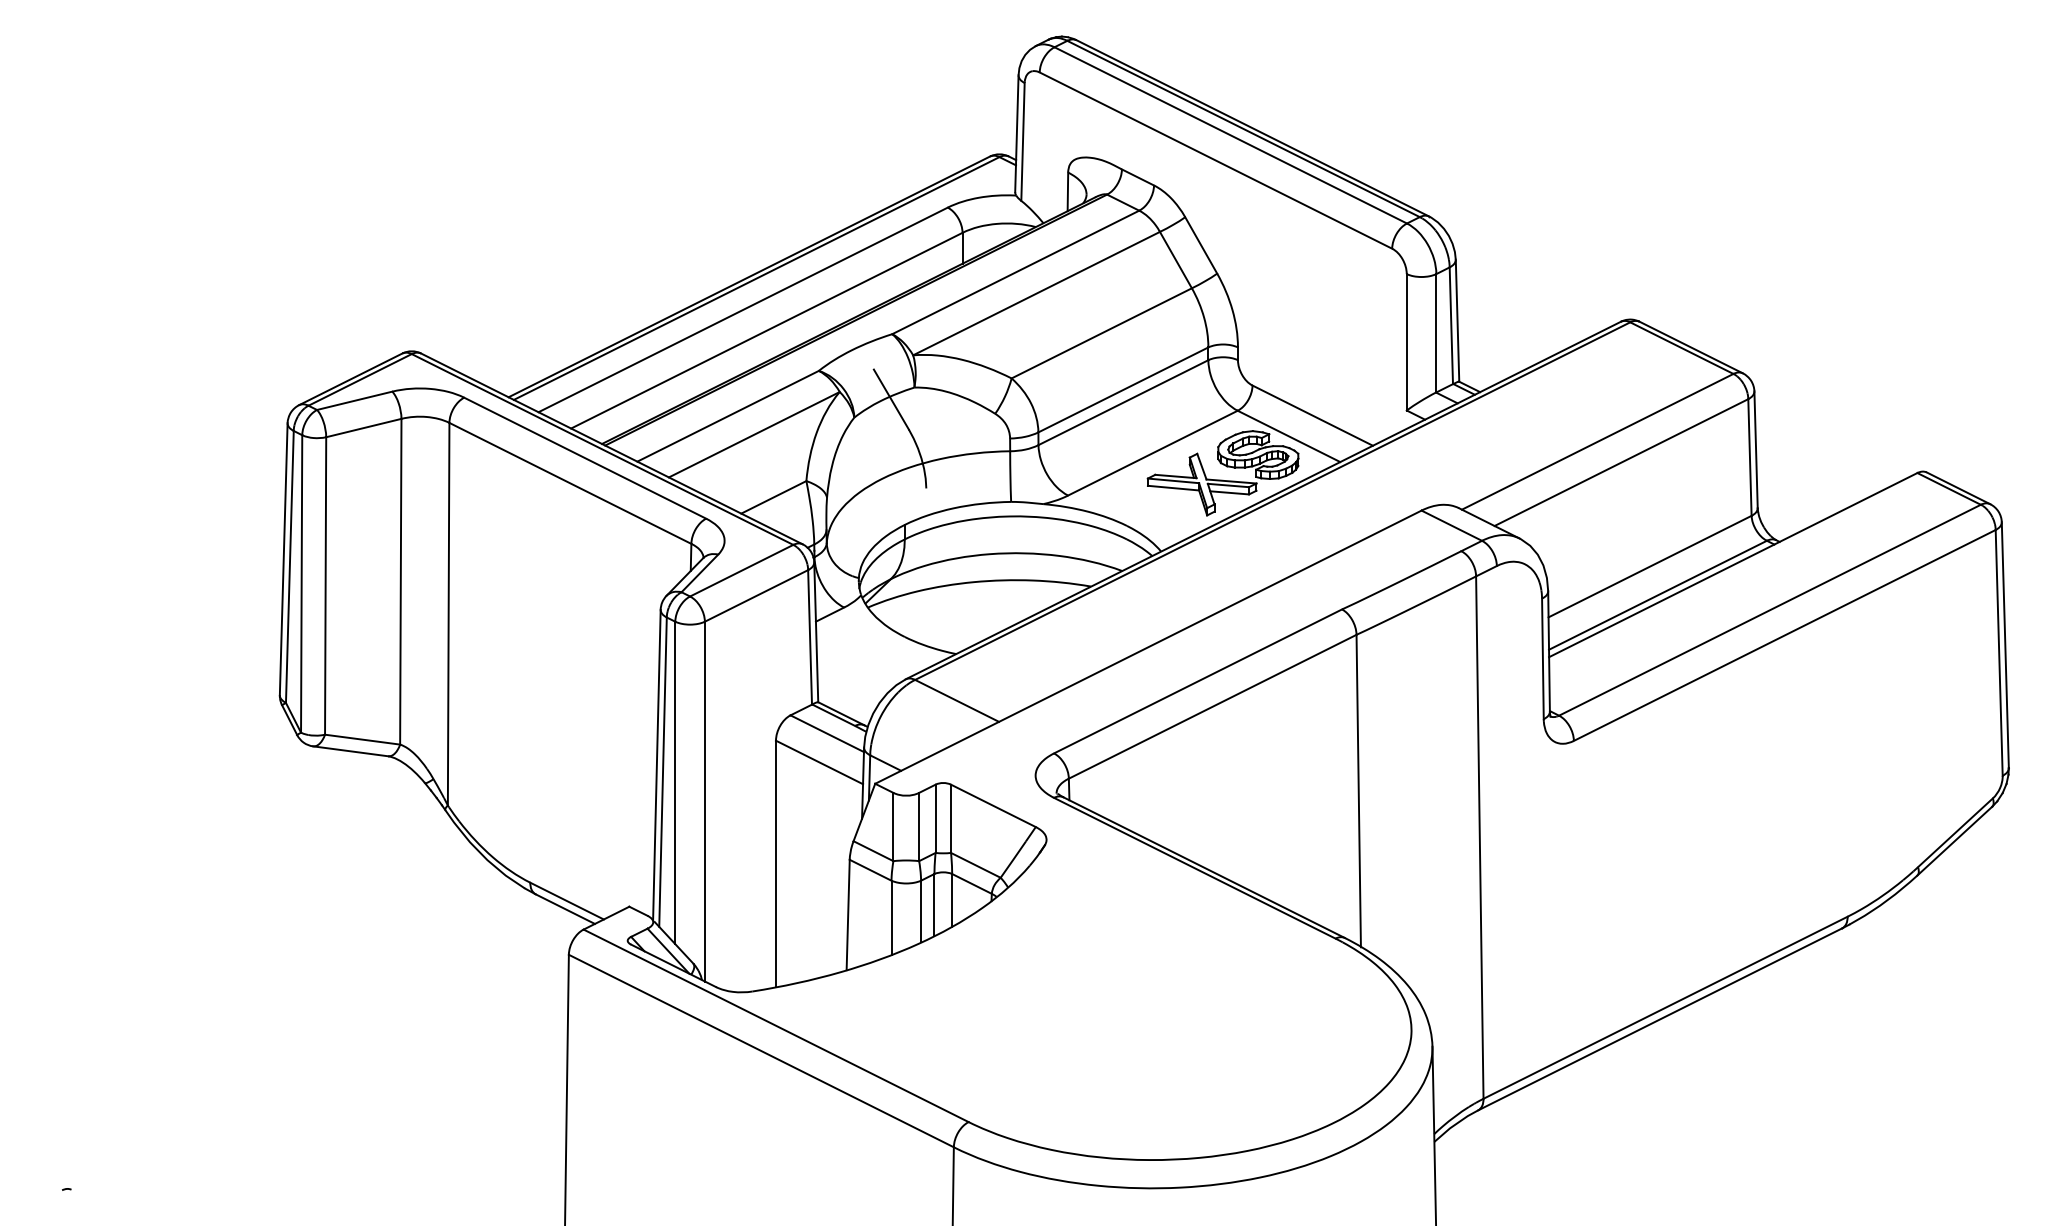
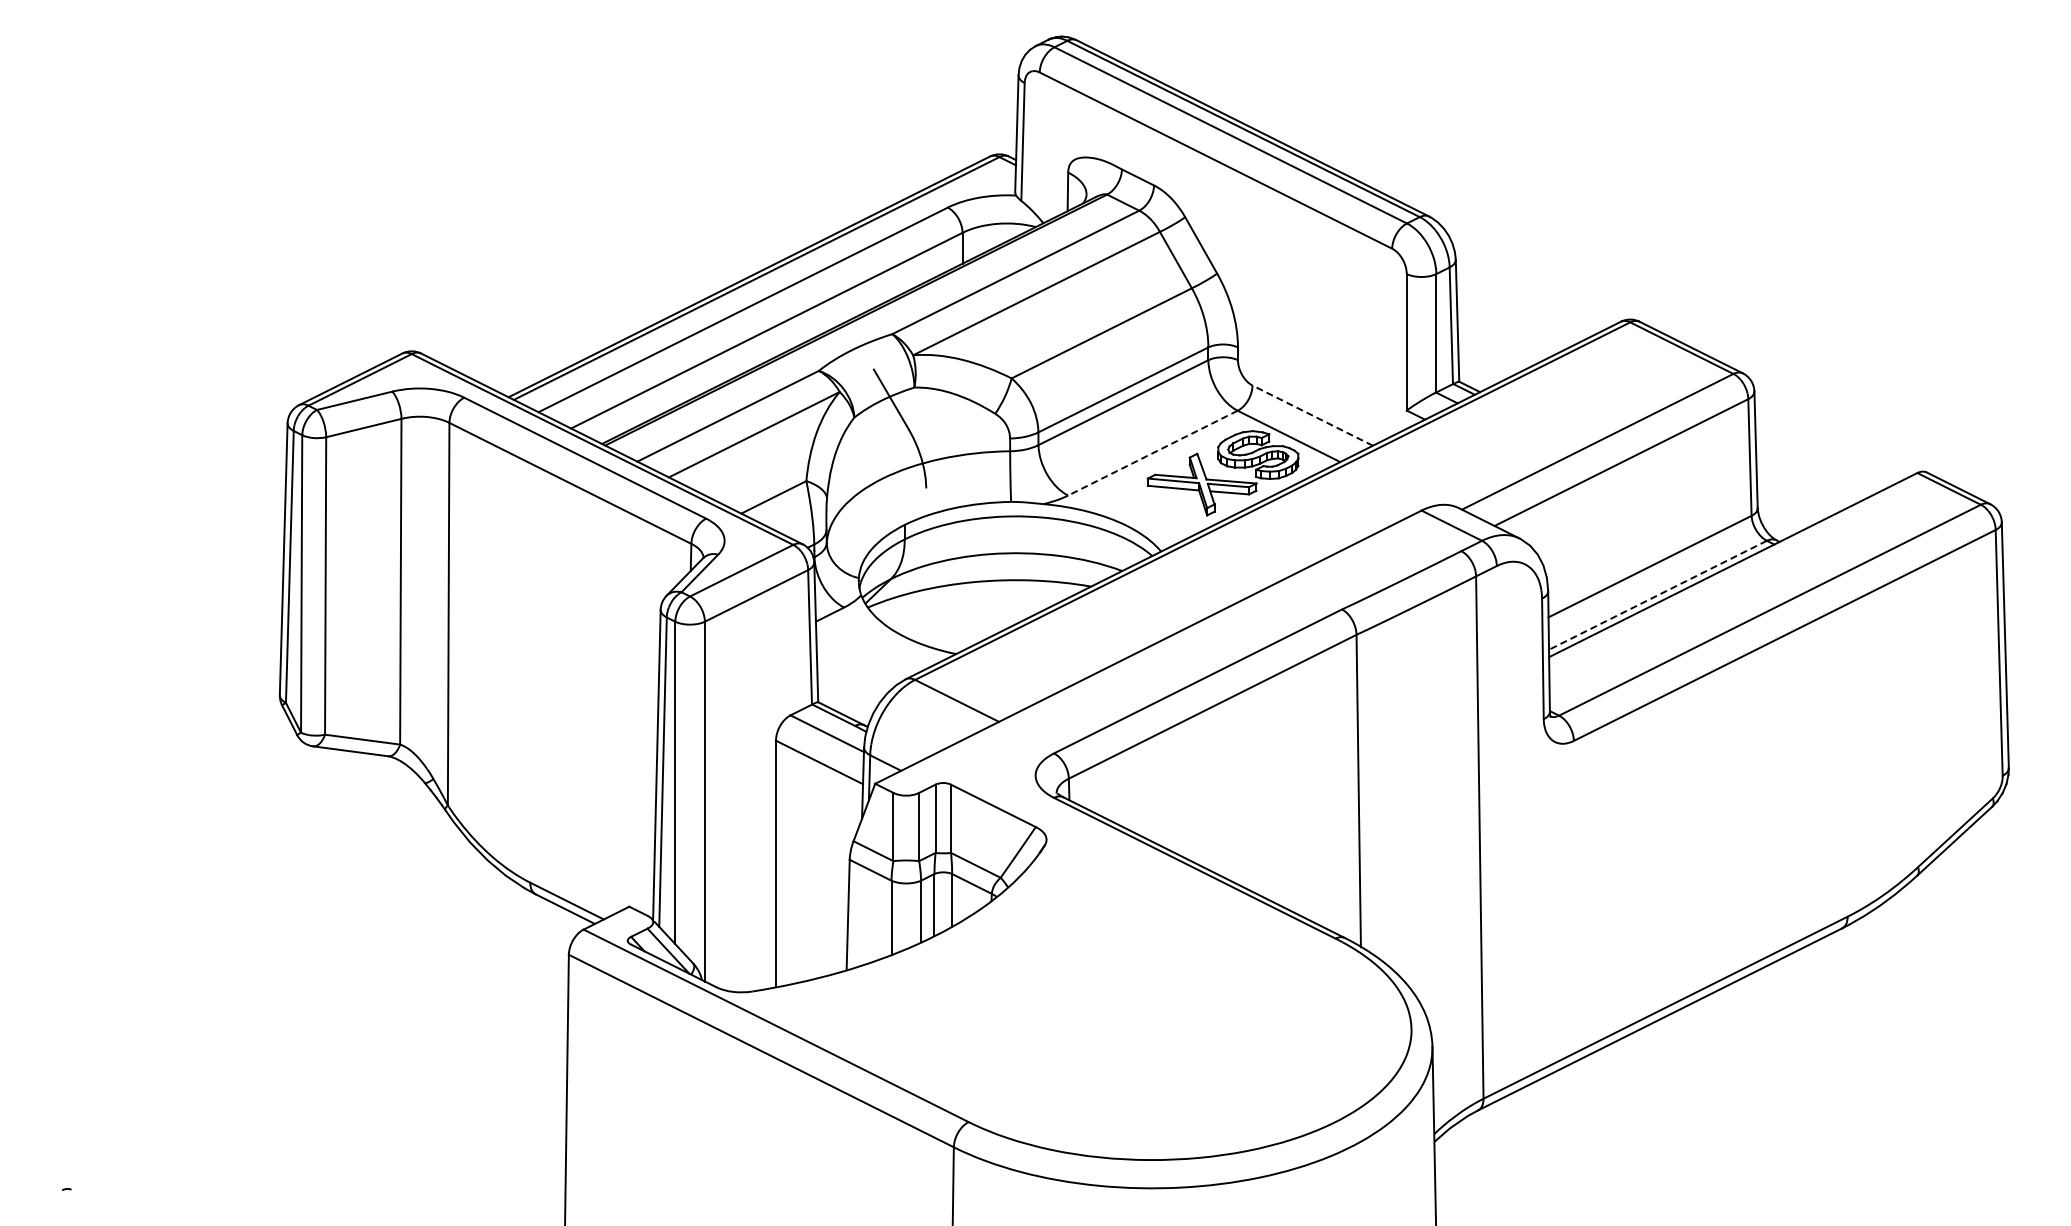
line: solid -> dashed (1312, 415)
line: solid -> dashed (1152, 453)
line: solid -> dashed (1657, 595)
